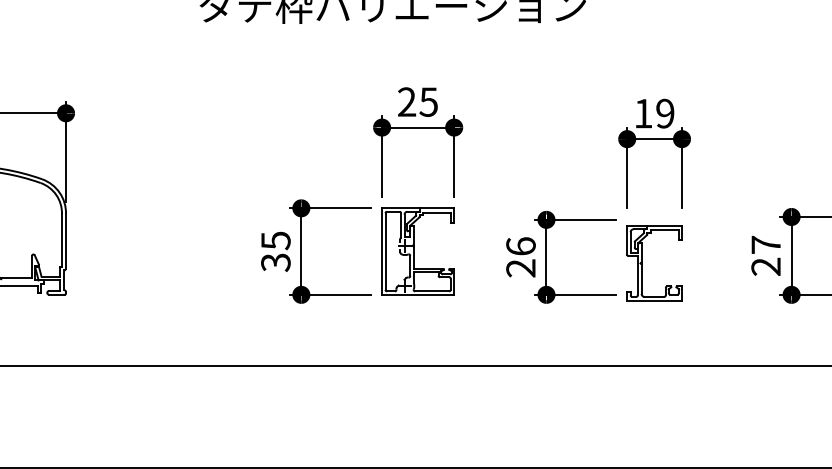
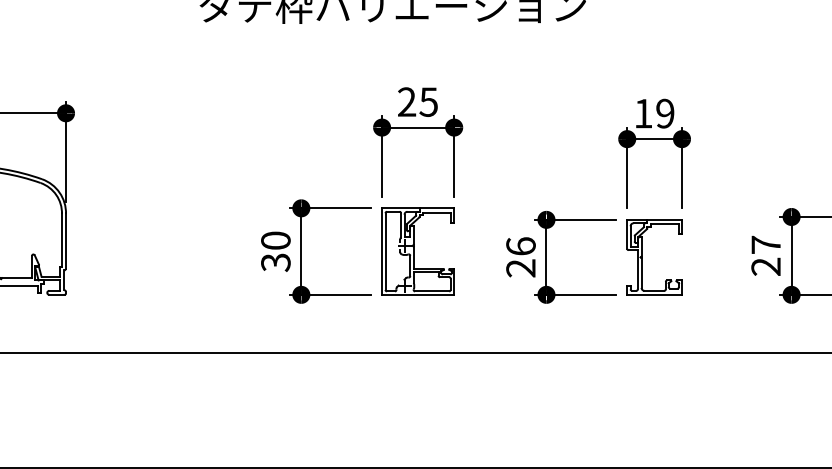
text: 35 -> 30 (275, 240)
part position: (642, 263) -> (642, 257) (642, 257)
line position: (415, 365) -> (415, 352) (415, 352)
